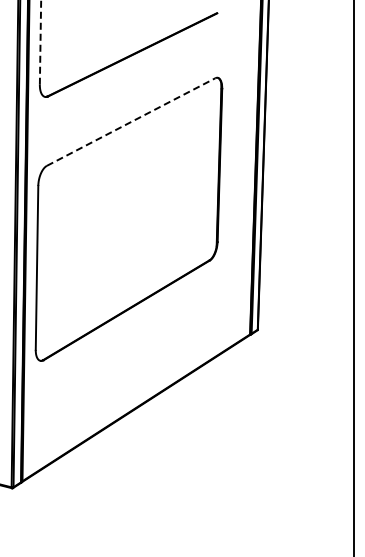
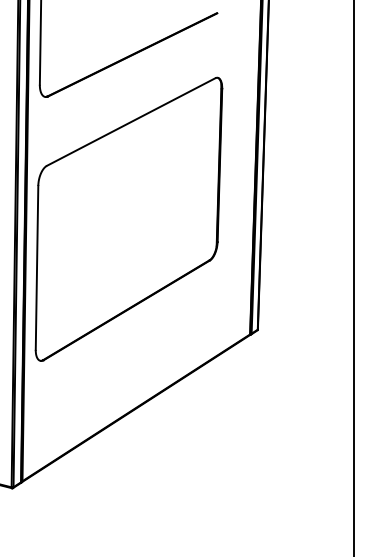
line: dashed -> solid (40, 41)
line: dashed -> solid (131, 122)
